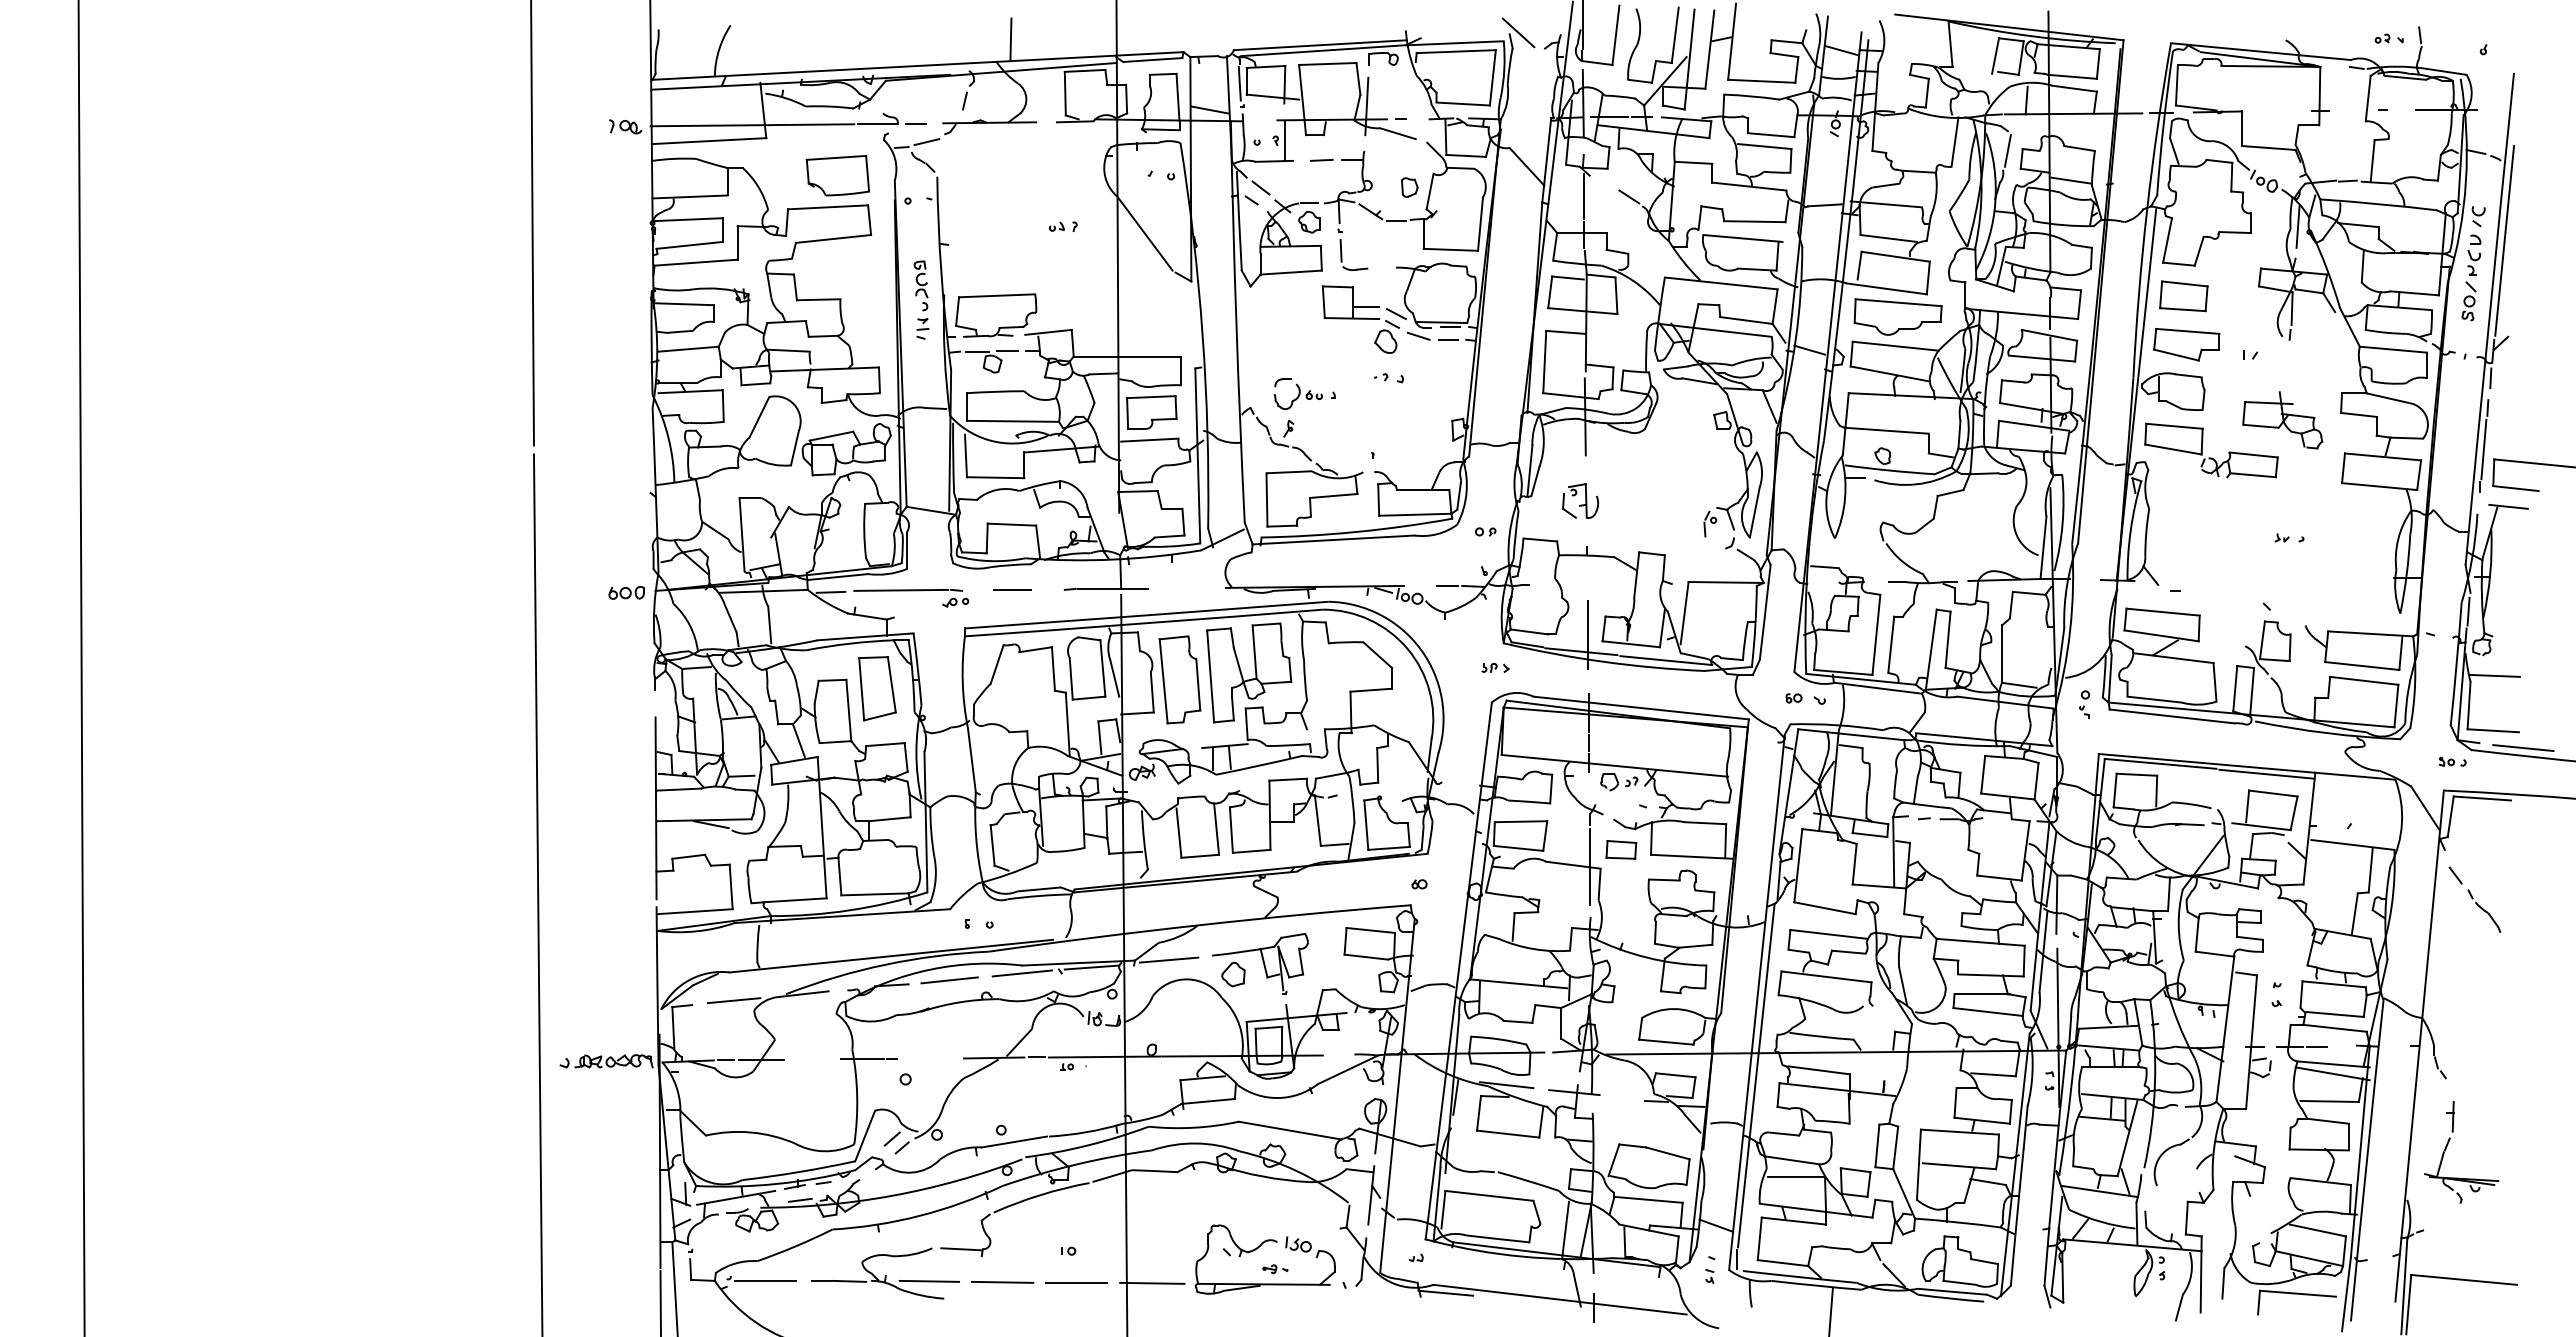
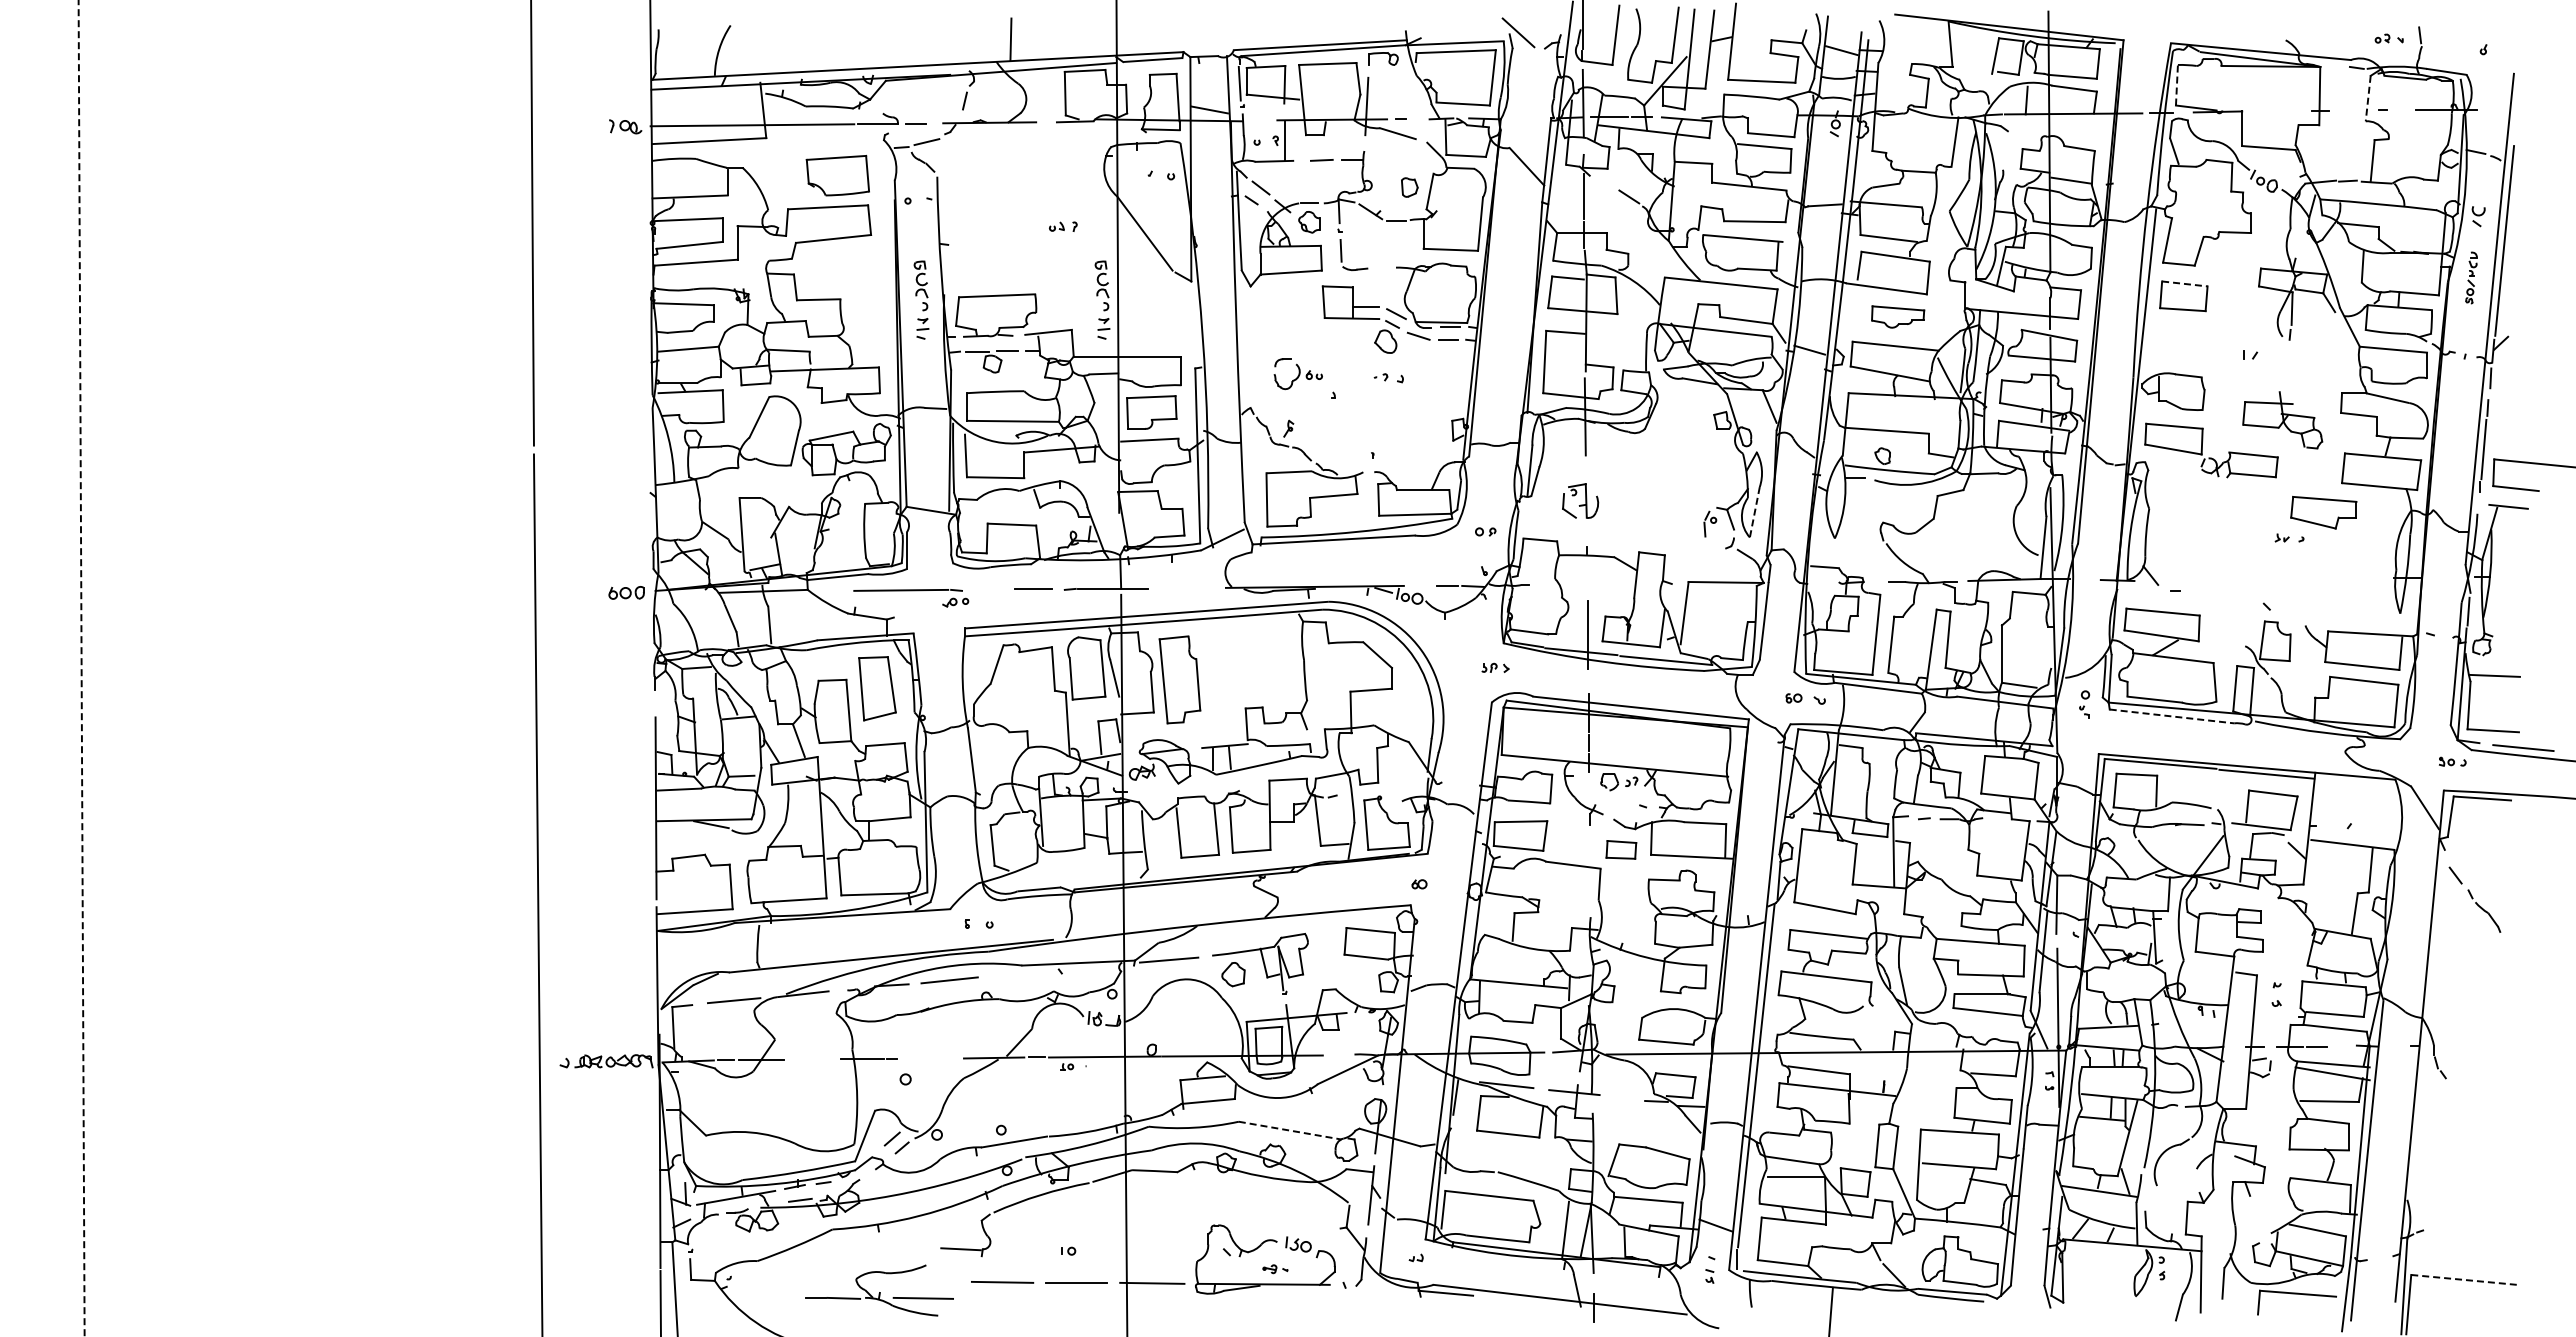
line: solid -> dashed (2176, 84)
line: solid -> dashed (2368, 98)
line: present -> none (2007, 150)
line: present -> none (2297, 226)
part size: 21x88 px -> 13x54 px (2471, 277)
line: solid -> dashed (2184, 283)
part: none -> present (1102, 299)
part size: 90x38 px -> 55x24 px (1898, 316)
part position: (2186, 344) -> (2323, 512) (2323, 512)
part position: (1297, 394) -> (1297, 374) (1297, 374)
line: solid -> dashed (1754, 512)
line position: (1012, 589) -> (1033, 588) (1033, 588)
line: present -> none (830, 591)
line: solid -> dashed (81, 668)
part: present -> none (1249, 672)
line: solid -> dashed (2172, 716)
line: present -> none (1589, 867)
line: present -> none (1091, 967)
line: present -> none (1021, 973)
line: solid -> dashed (1290, 1130)
part: present -> none (2447, 1147)
part position: (885, 1273) -> (879, 1290) (879, 1290)
line: solid -> dashed (2464, 1279)
line: present -> none (764, 1280)
